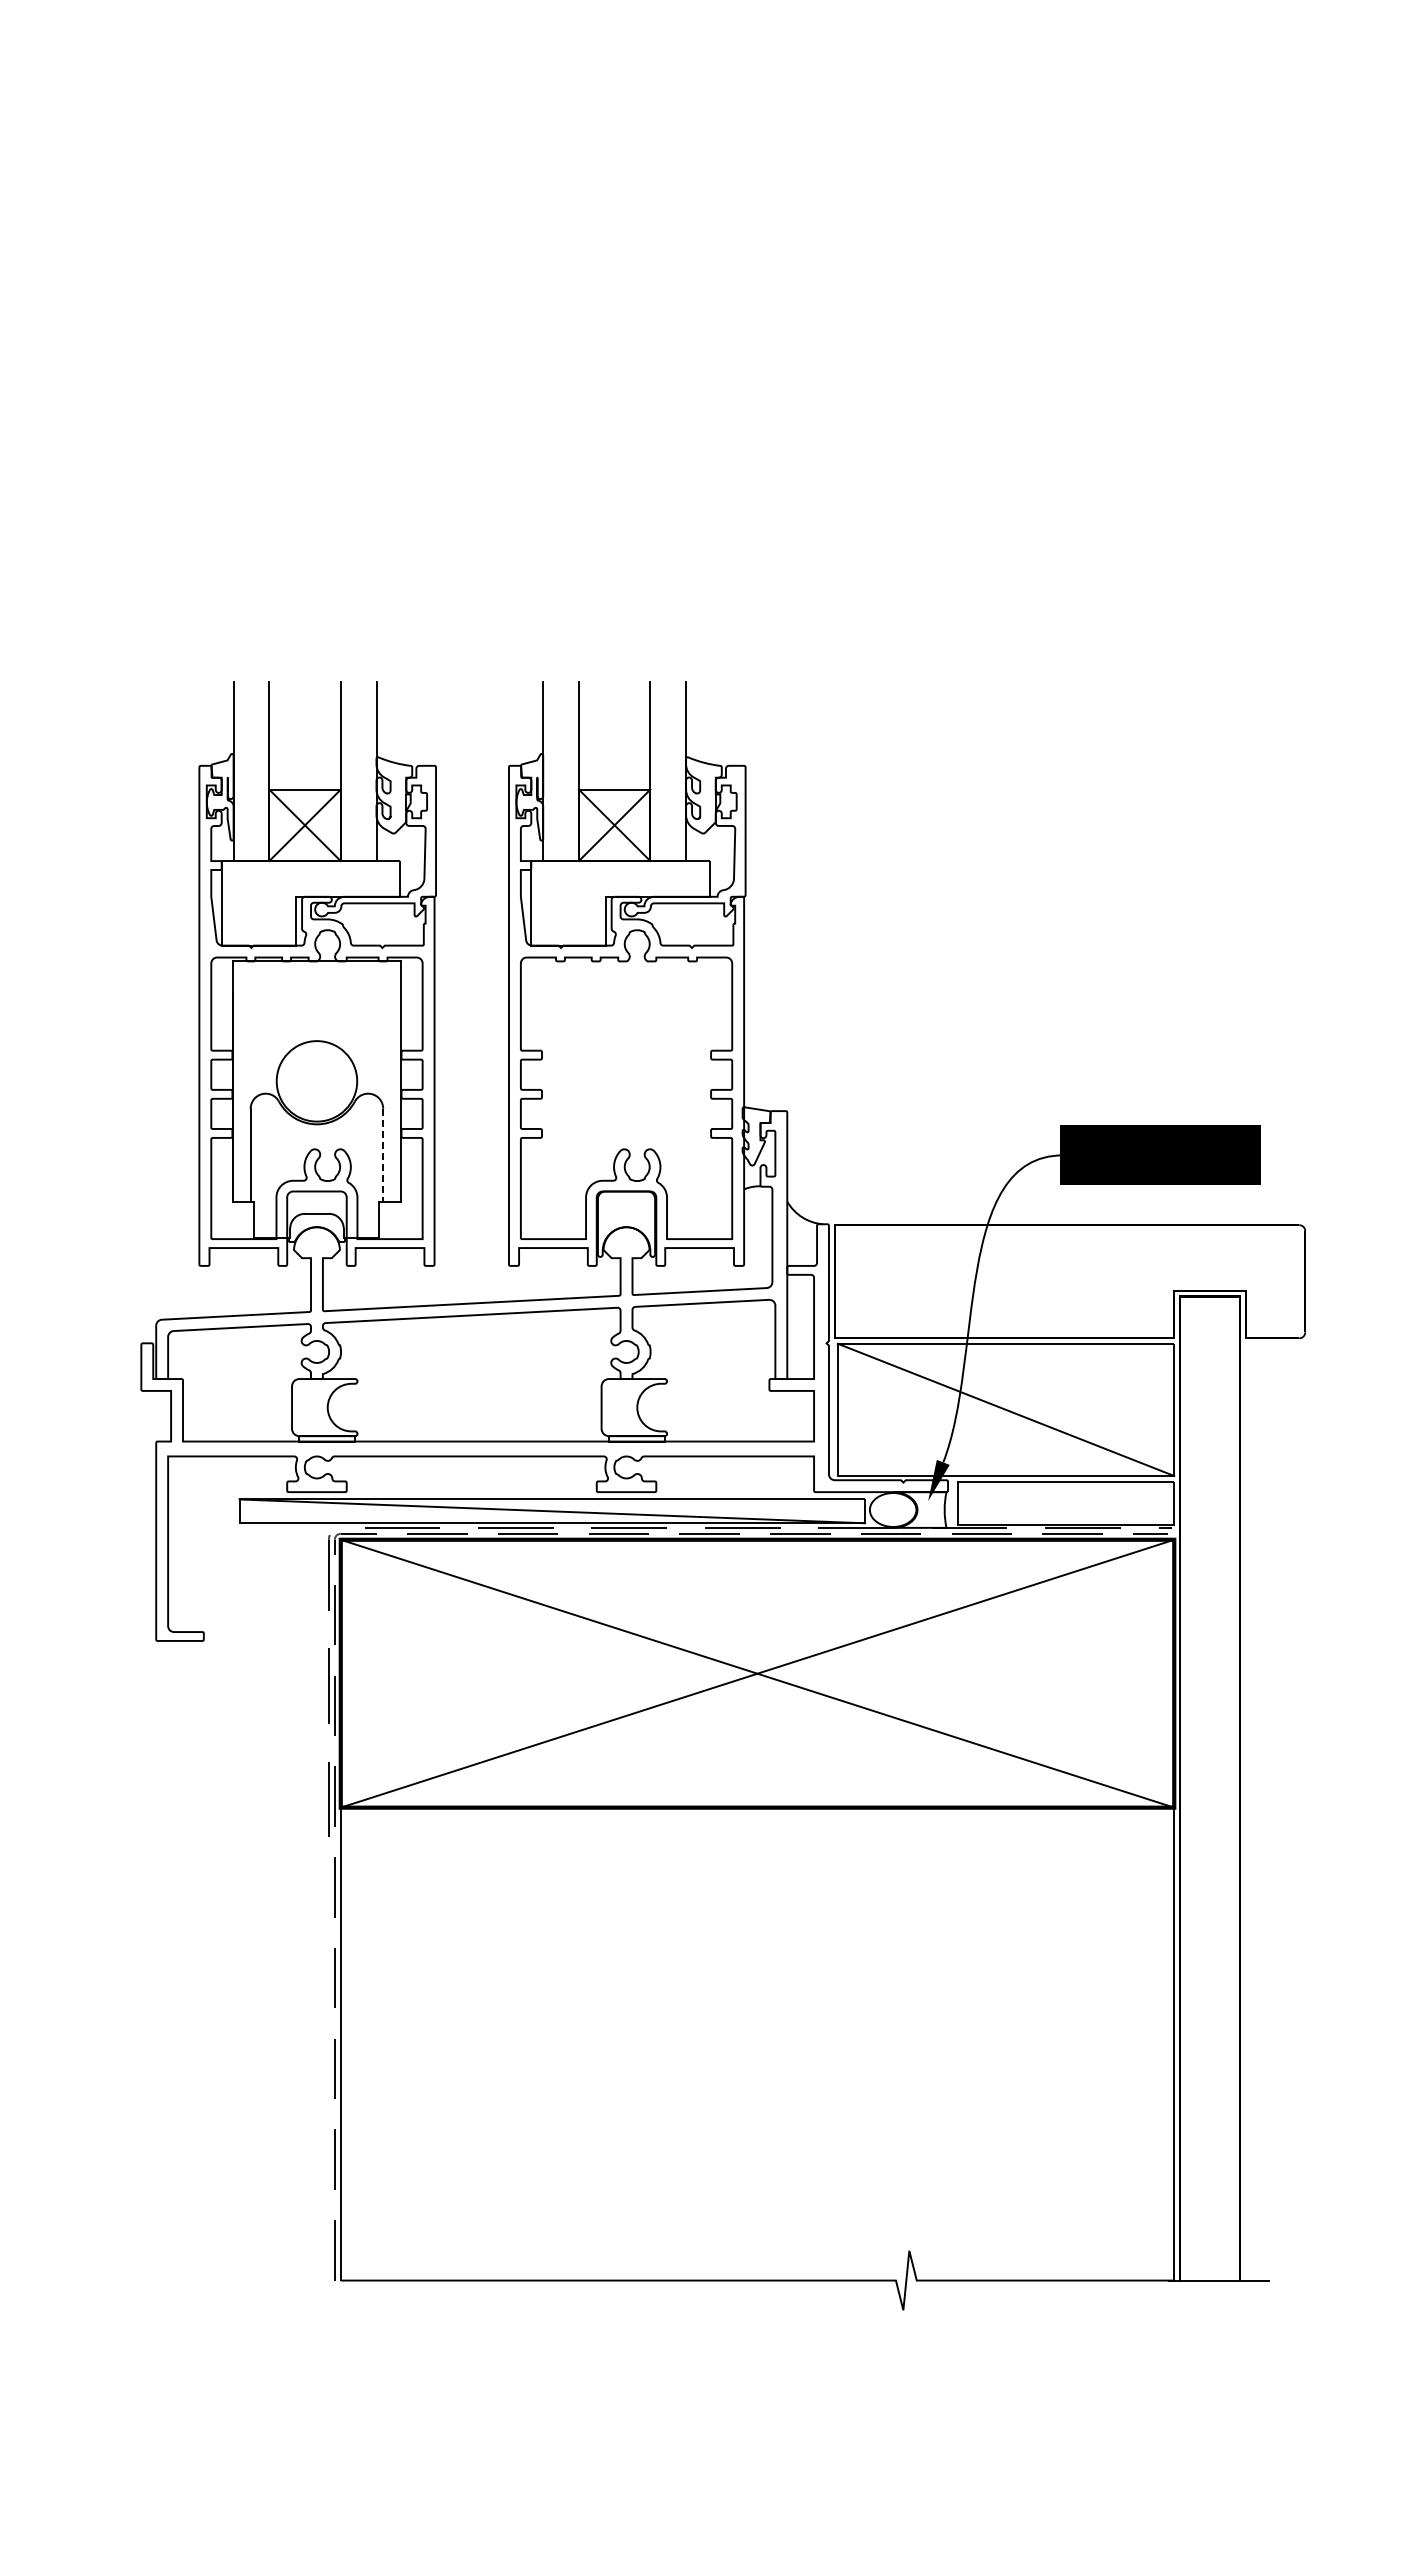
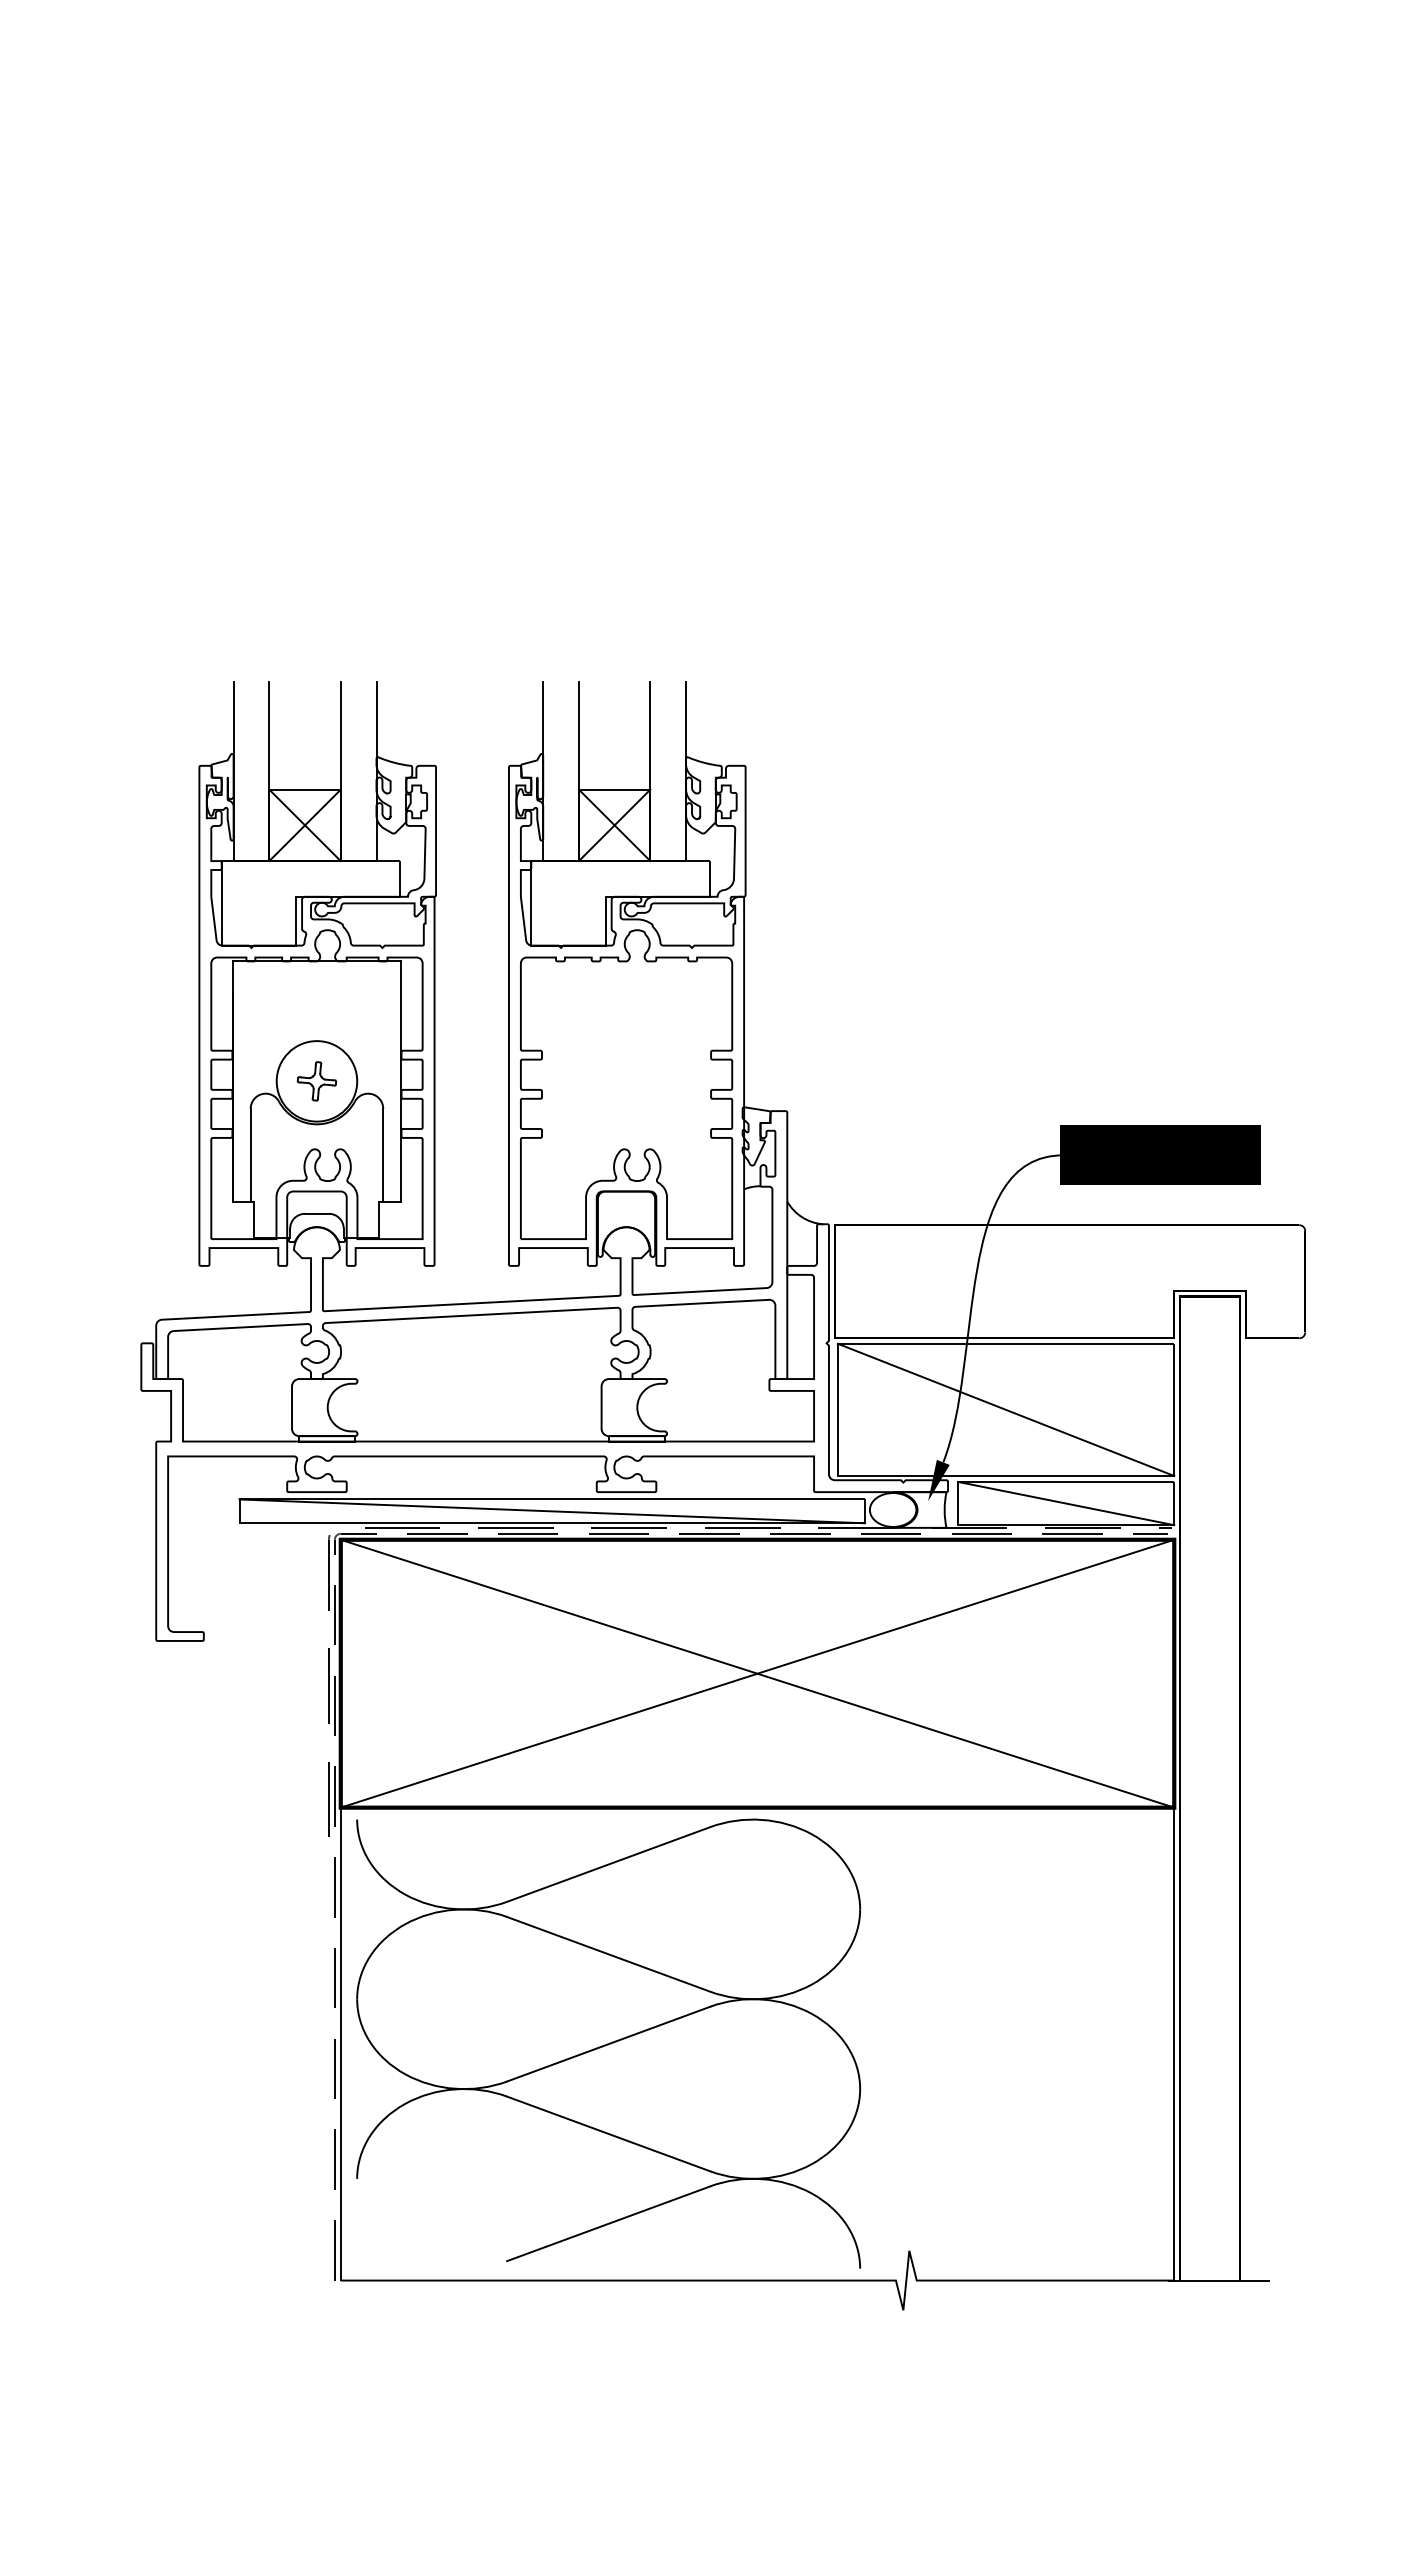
part: none -> present (316, 1081)
line: dashed -> solid (383, 1155)
line: none -> present (1066, 1503)
part: none -> present (608, 2043)
